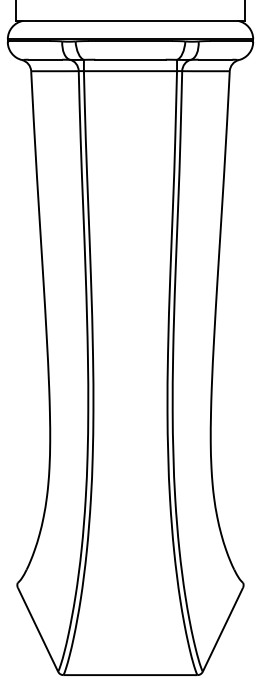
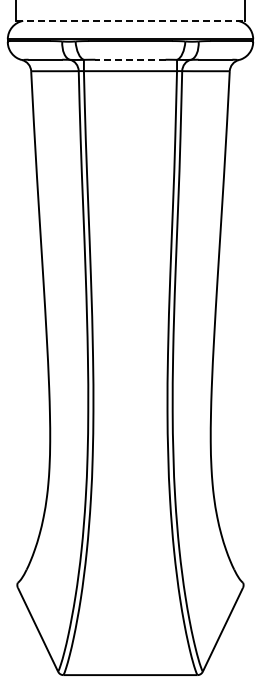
line: solid -> dashed (130, 20)
line: solid -> dashed (129, 59)
